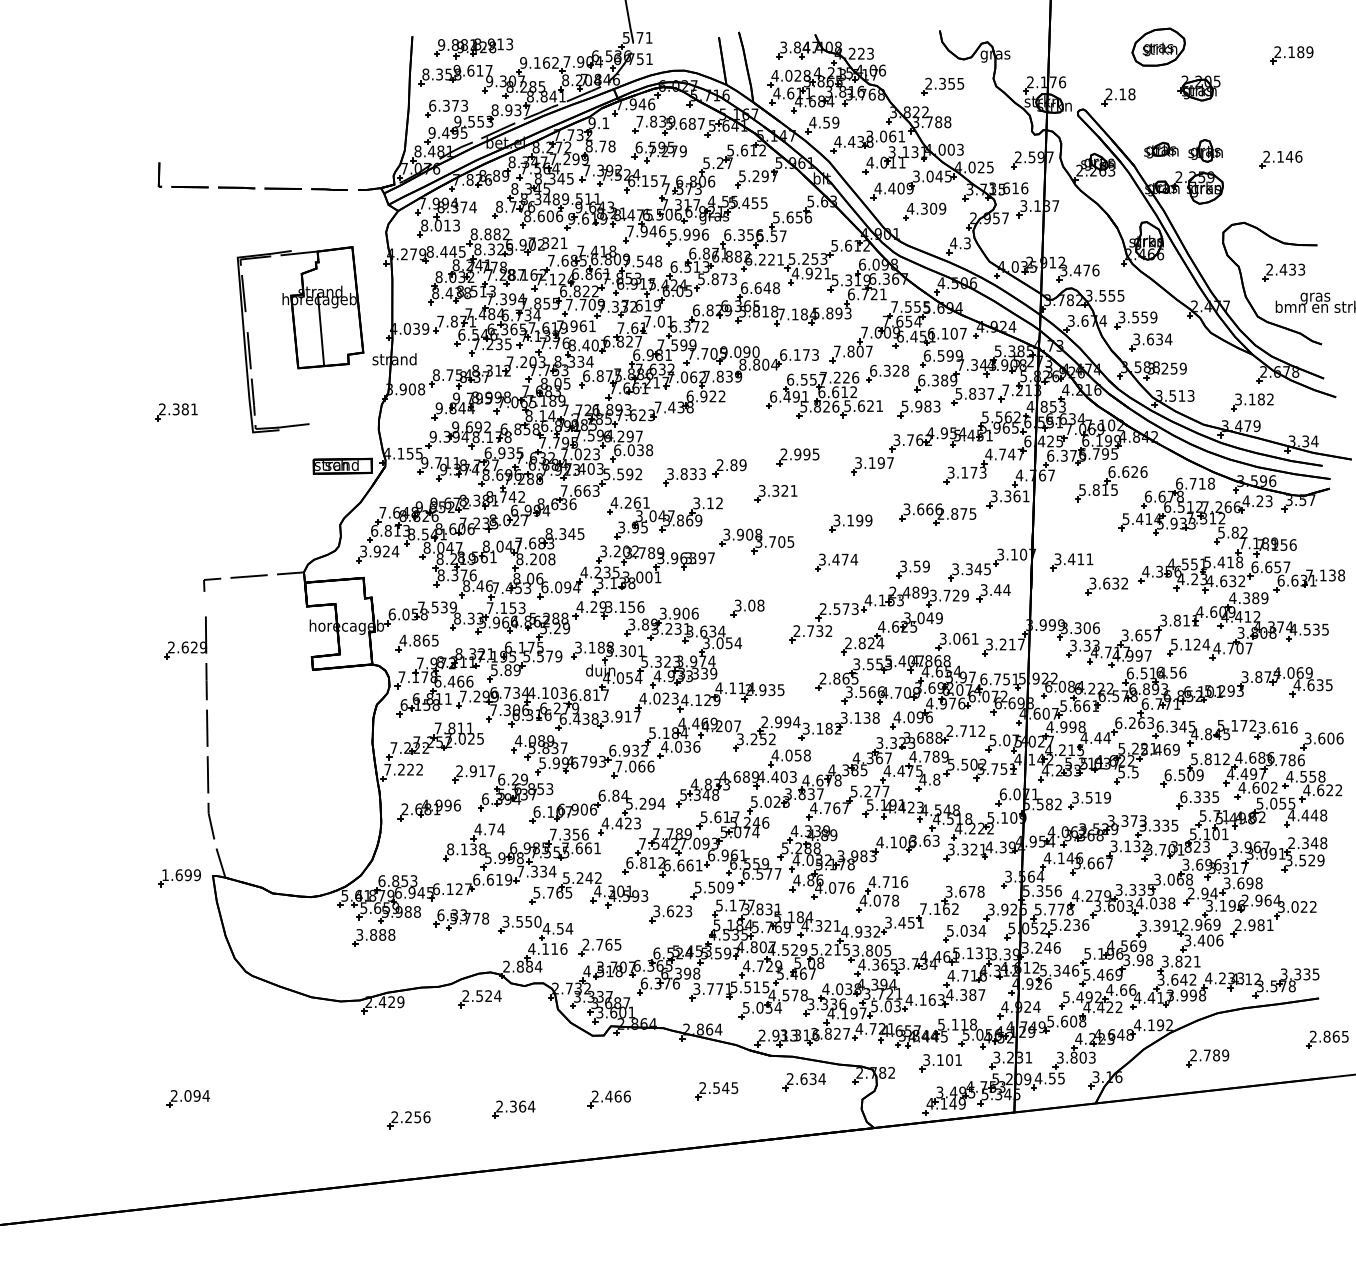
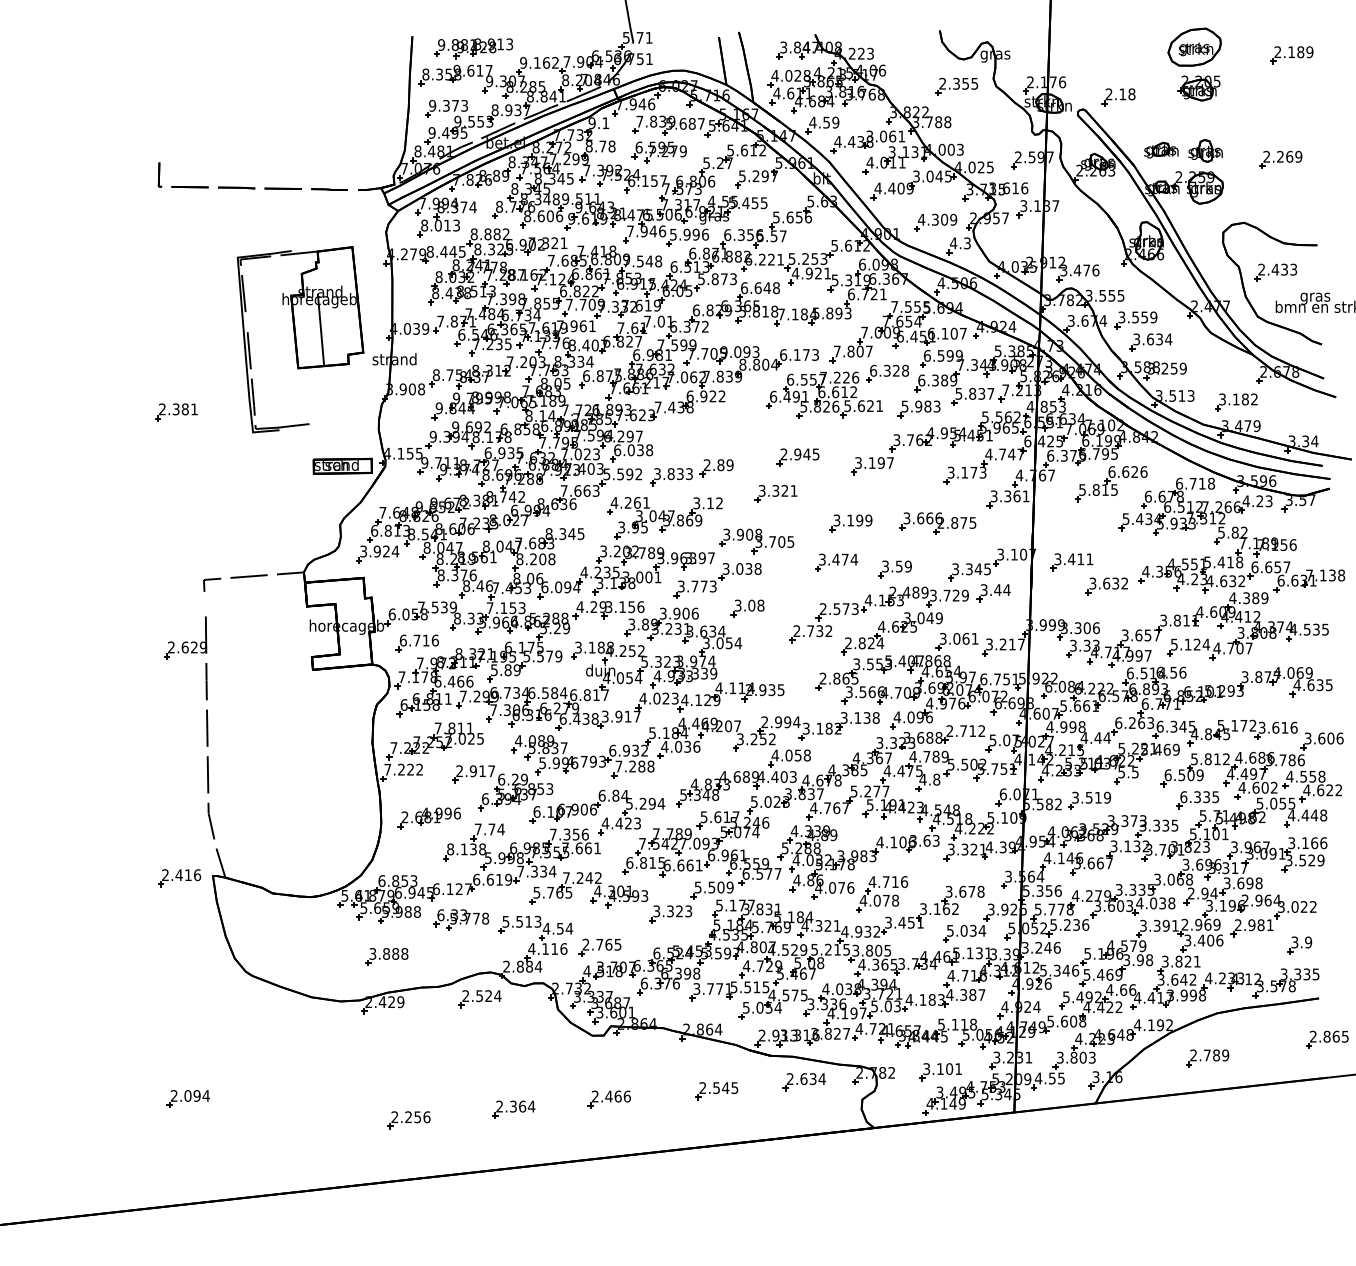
part position: (1158, 46) -> (1194, 46) (1194, 46)
part position: (942, 86) -> (956, 86) (956, 86)
text: 6.373 -> 9.373 (432, 105)
text: 2.146 -> 2.269 (1289, 156)
part position: (924, 211) -> (935, 222) (935, 222)
part position: (1283, 272) -> (1275, 272) (1275, 272)
text: 7.394 -> 7.398 (521, 299)
text: 9.090 -> 9.093 (755, 351)
part position: (1252, 402) -> (1236, 402) (1236, 402)
text: 2.995 -> 2.945 (806, 454)
part position: (704, 472) -> (691, 472) (691, 472)
part position: (937, 514) -> (937, 523) (937, 523)
text: 5.414 -> 5.434 (1148, 519)
part position: (912, 569) -> (894, 569) (894, 569)
part: none -> present (717, 580)
text: 4.865 -> 6.716 (418, 640)
text: 3.301 -> 4.252 (624, 651)
text: 4.103 -> 6.584 (547, 693)
text: 7.066 -> 7.288 (641, 766)
part position: (428, 810) -> (428, 818) (428, 818)
text: 4.74 -> 7.74 (478, 829)
text: 2.348 -> 3.166 (1307, 843)
text: 6.812 -> 6.815 (661, 862)
text: 1.699 -> 2.416 (181, 875)
text: 5.242 -> 7.242 (566, 878)
text: 7.162 -> 3.162 (923, 909)
text: 3.623 -> 3.323 (670, 911)
text: 3.550 -> 5.513 (521, 921)
part position: (373, 937) -> (386, 956) (386, 956)
part: none -> present (1299, 945)
text: 4.569 -> 4.579 (1133, 946)
text: 4.578 -> 4.575 (803, 995)
text: 4.163 -> 4.183 (931, 999)
part position: (940, 1063) -> (940, 1072) (940, 1072)
